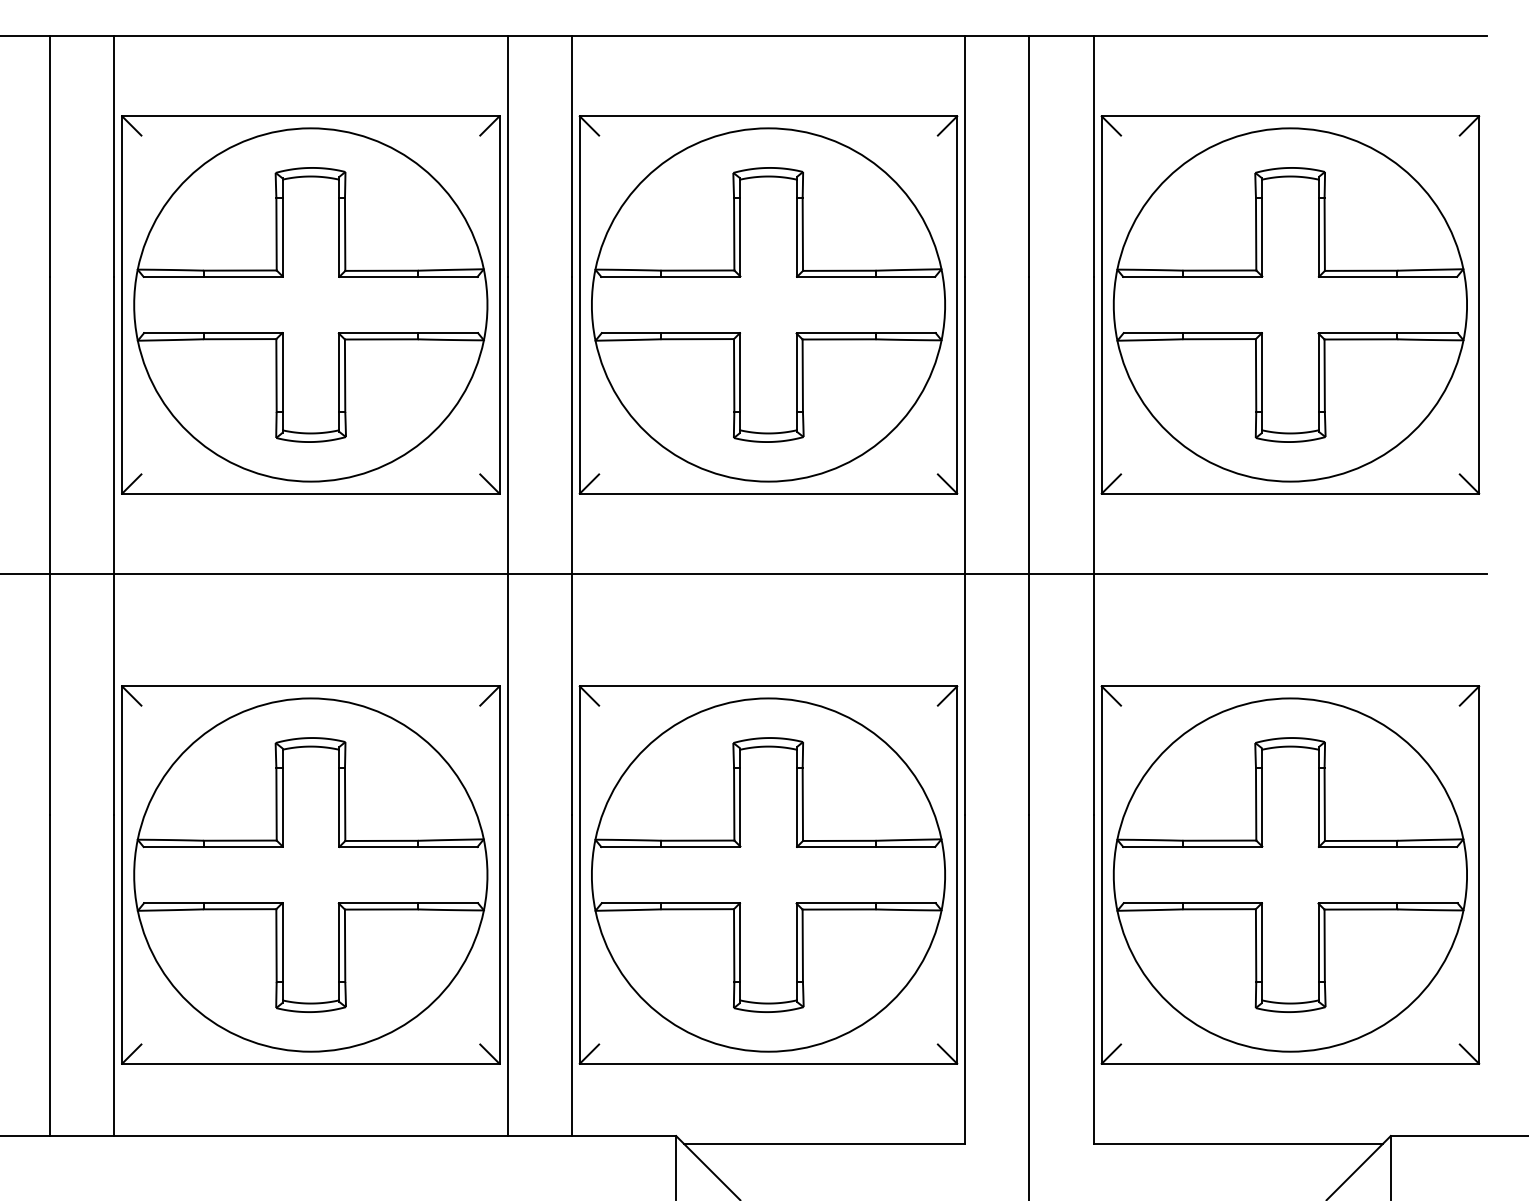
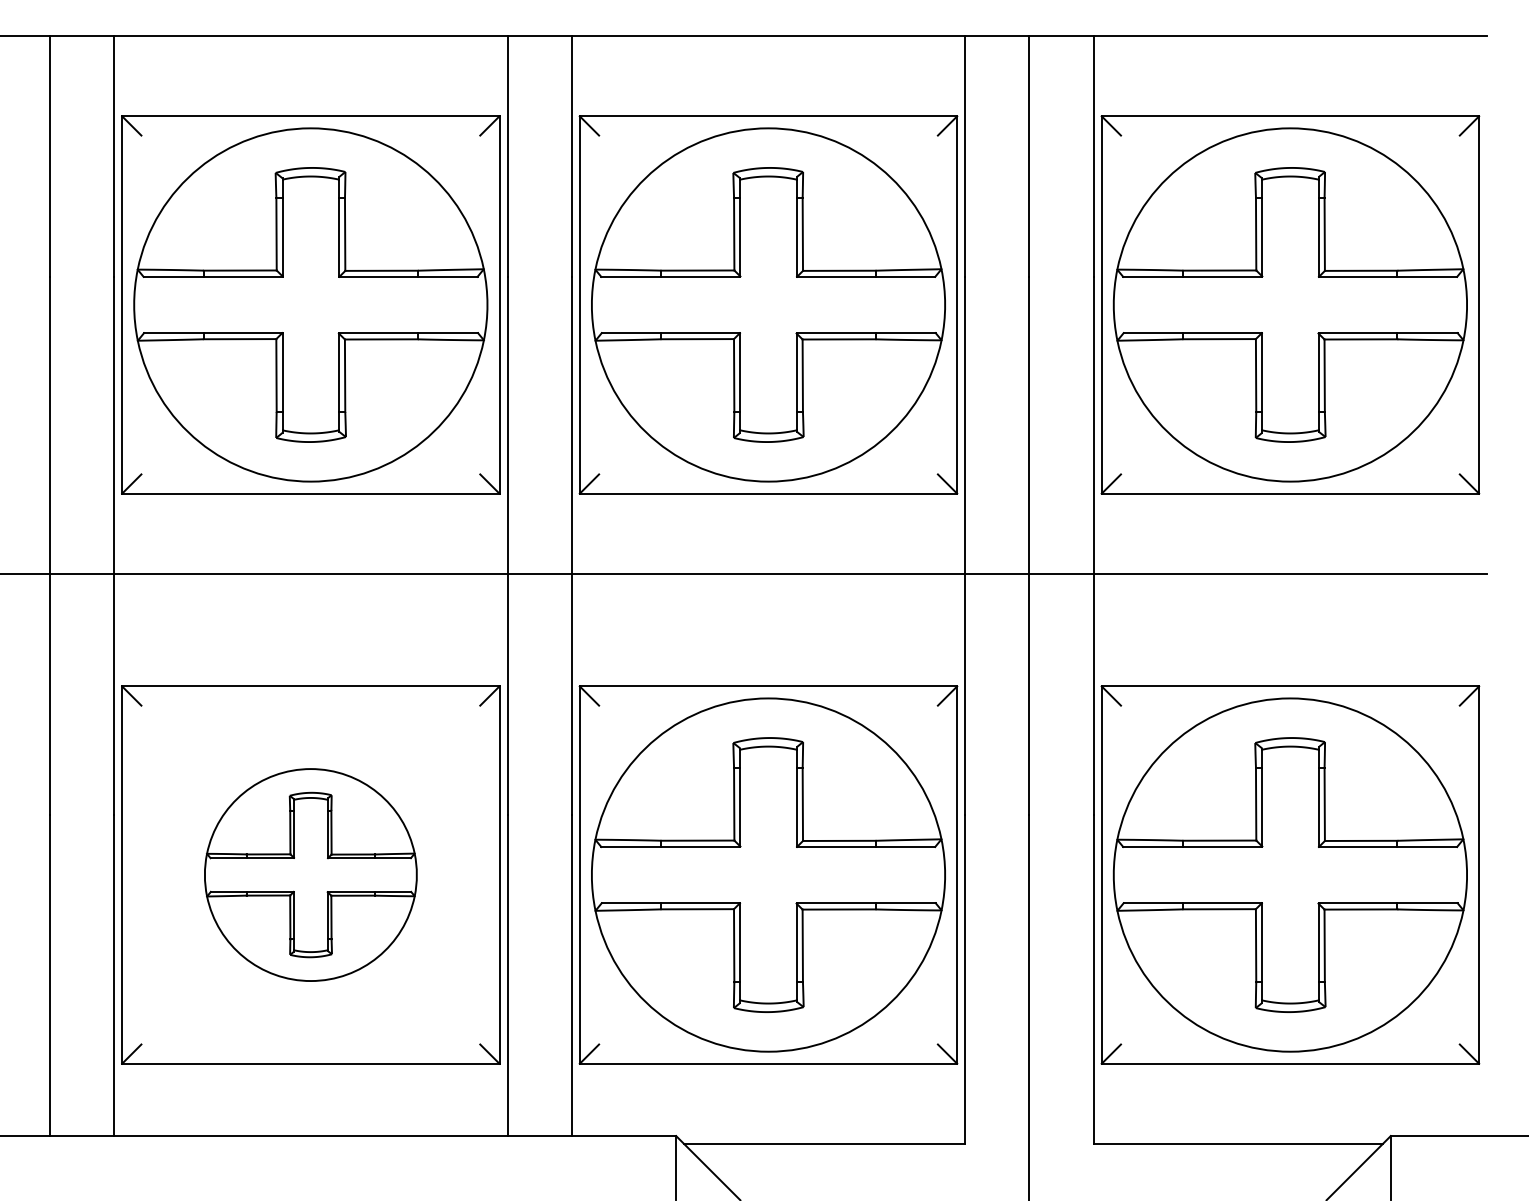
part size: 356x356 px -> 214x214 px (310, 874)
